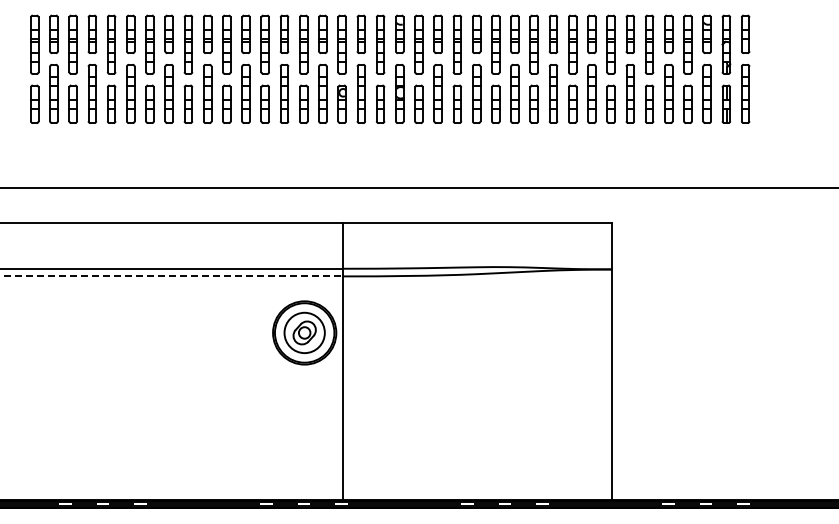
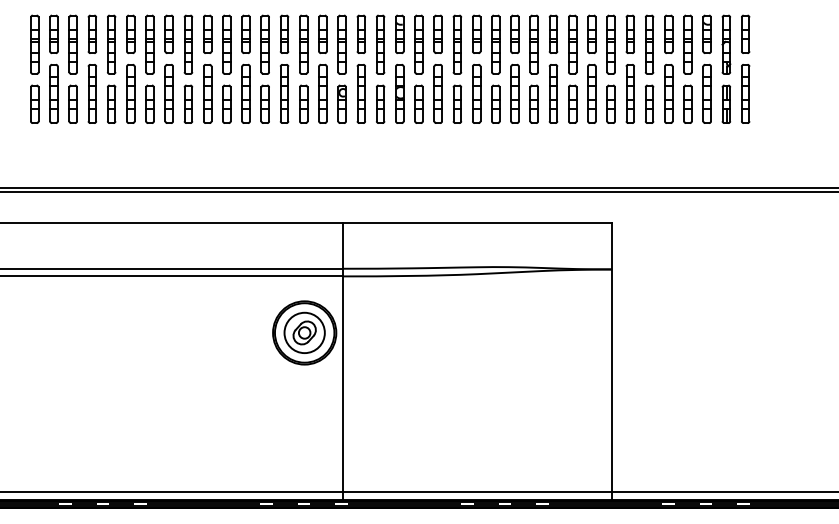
line: none -> present (418, 191)
line: dashed -> solid (172, 276)
line: none -> present (418, 492)
